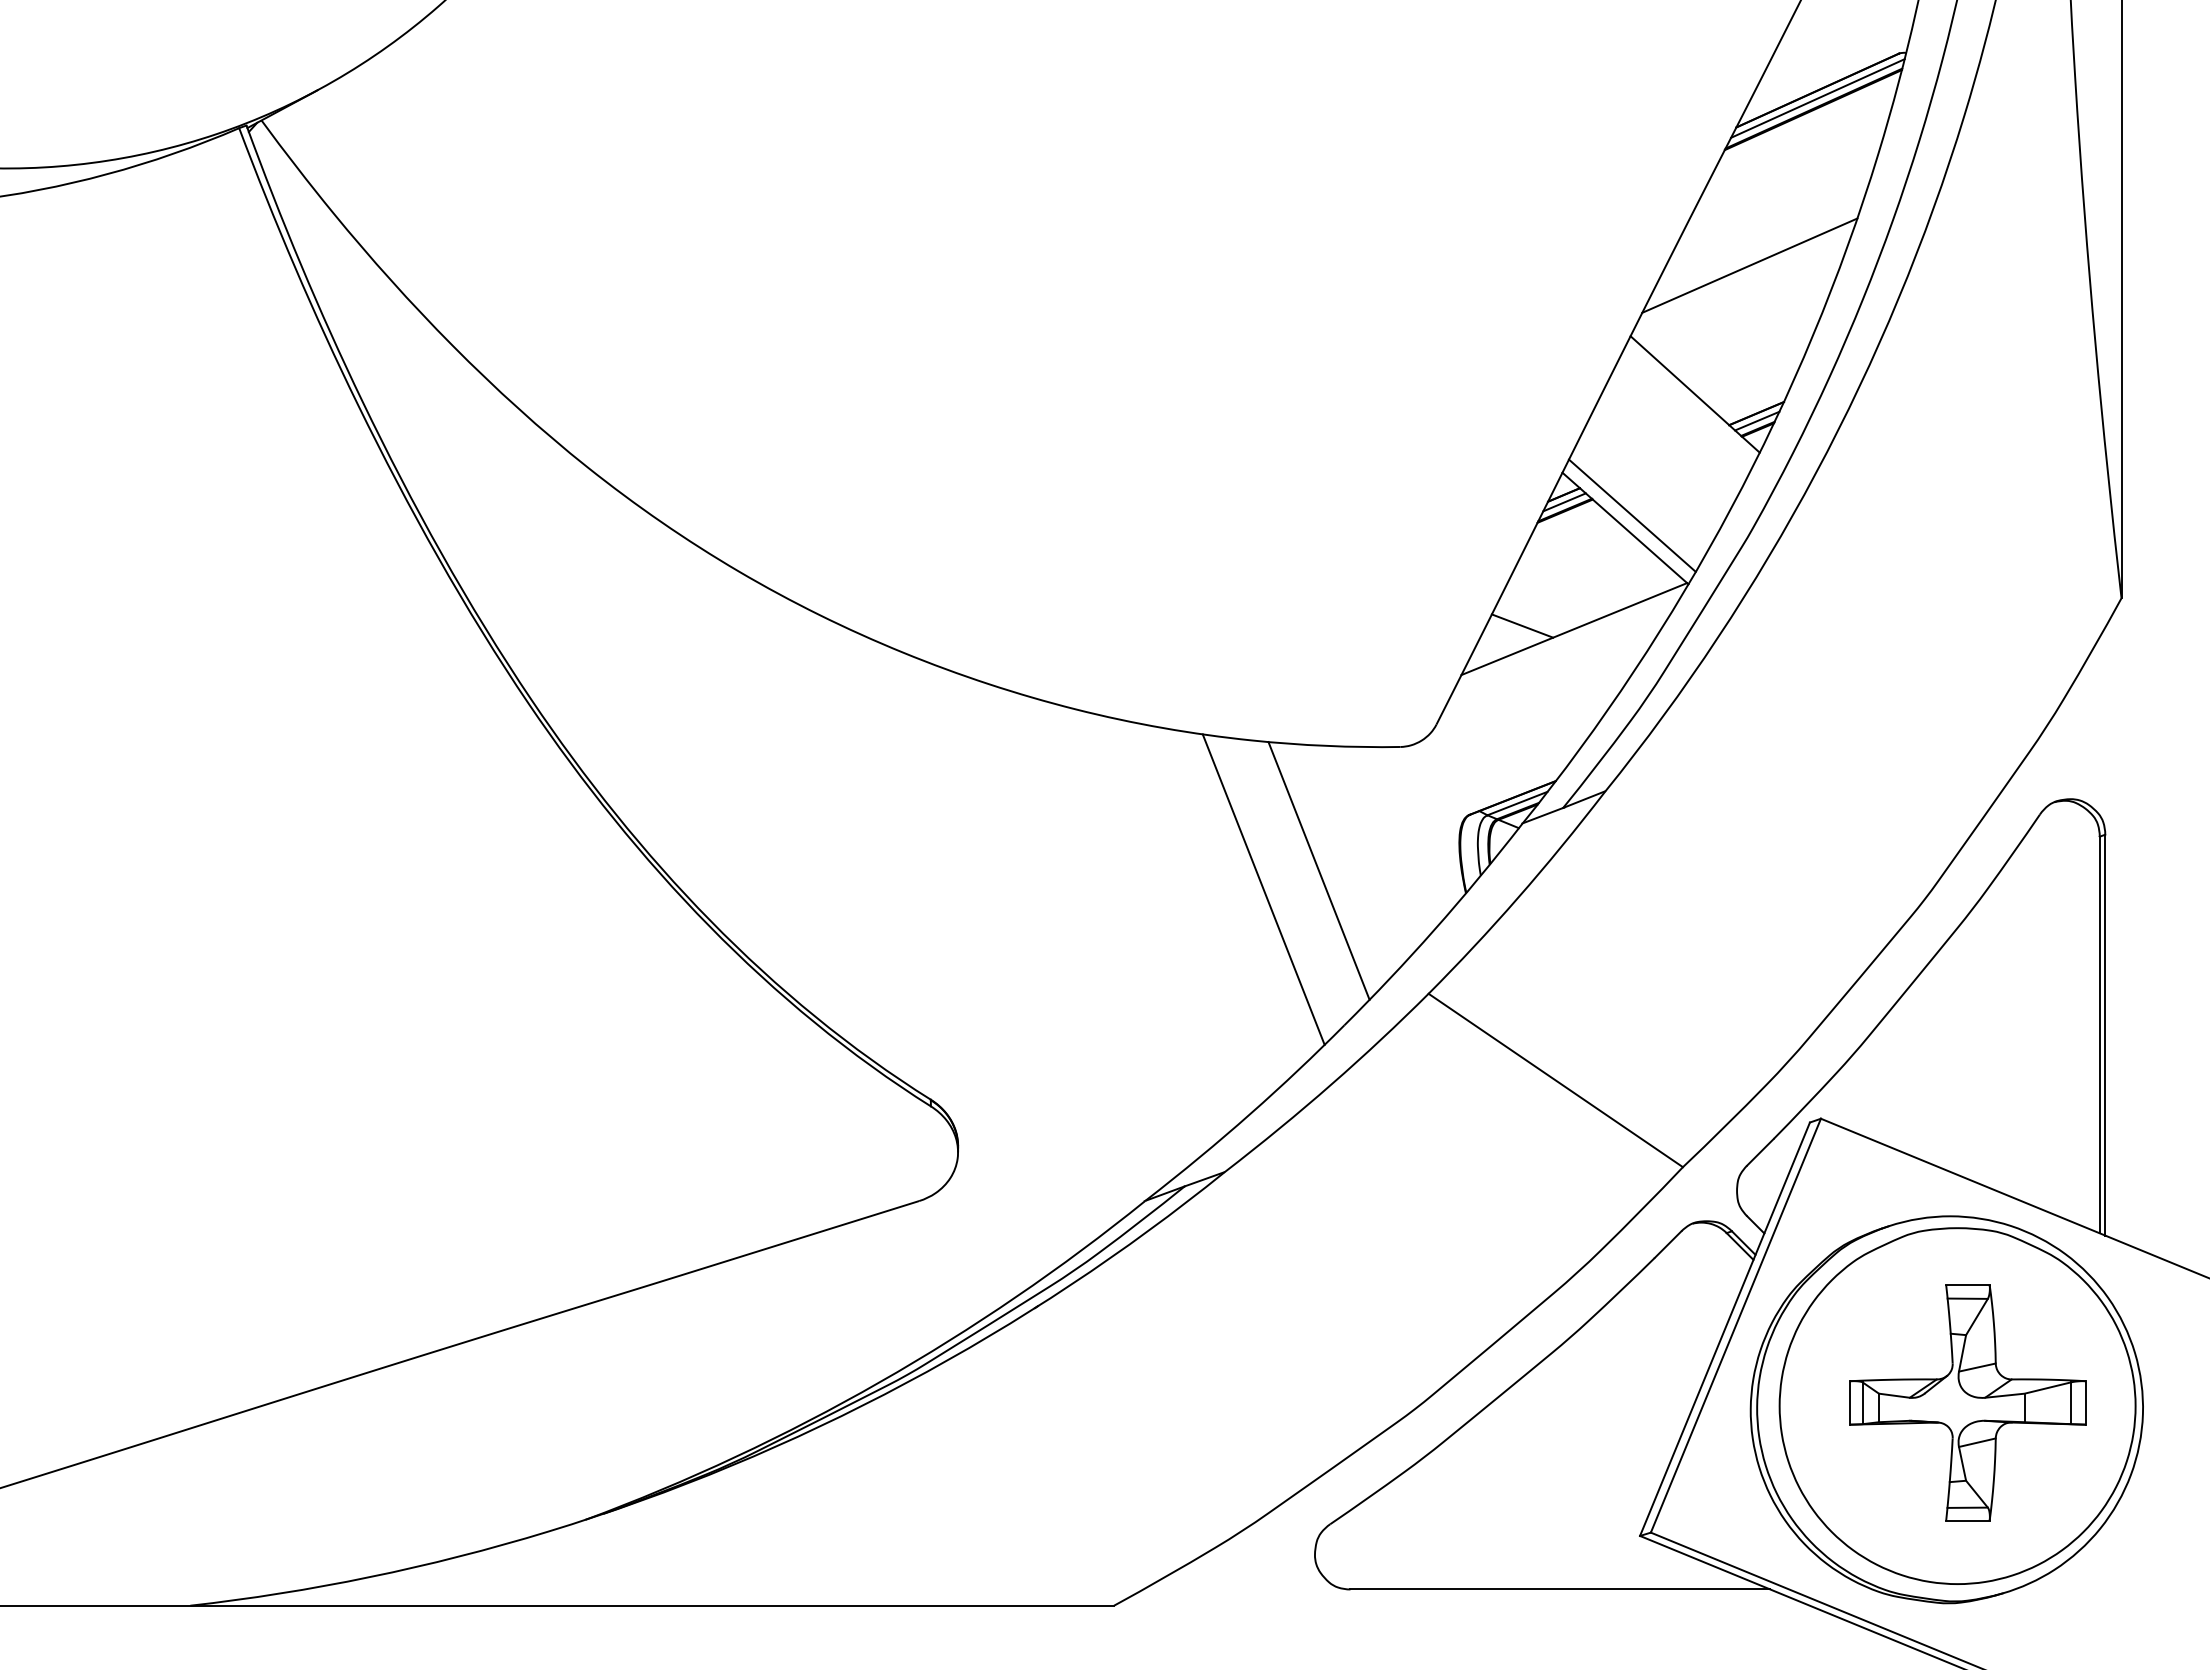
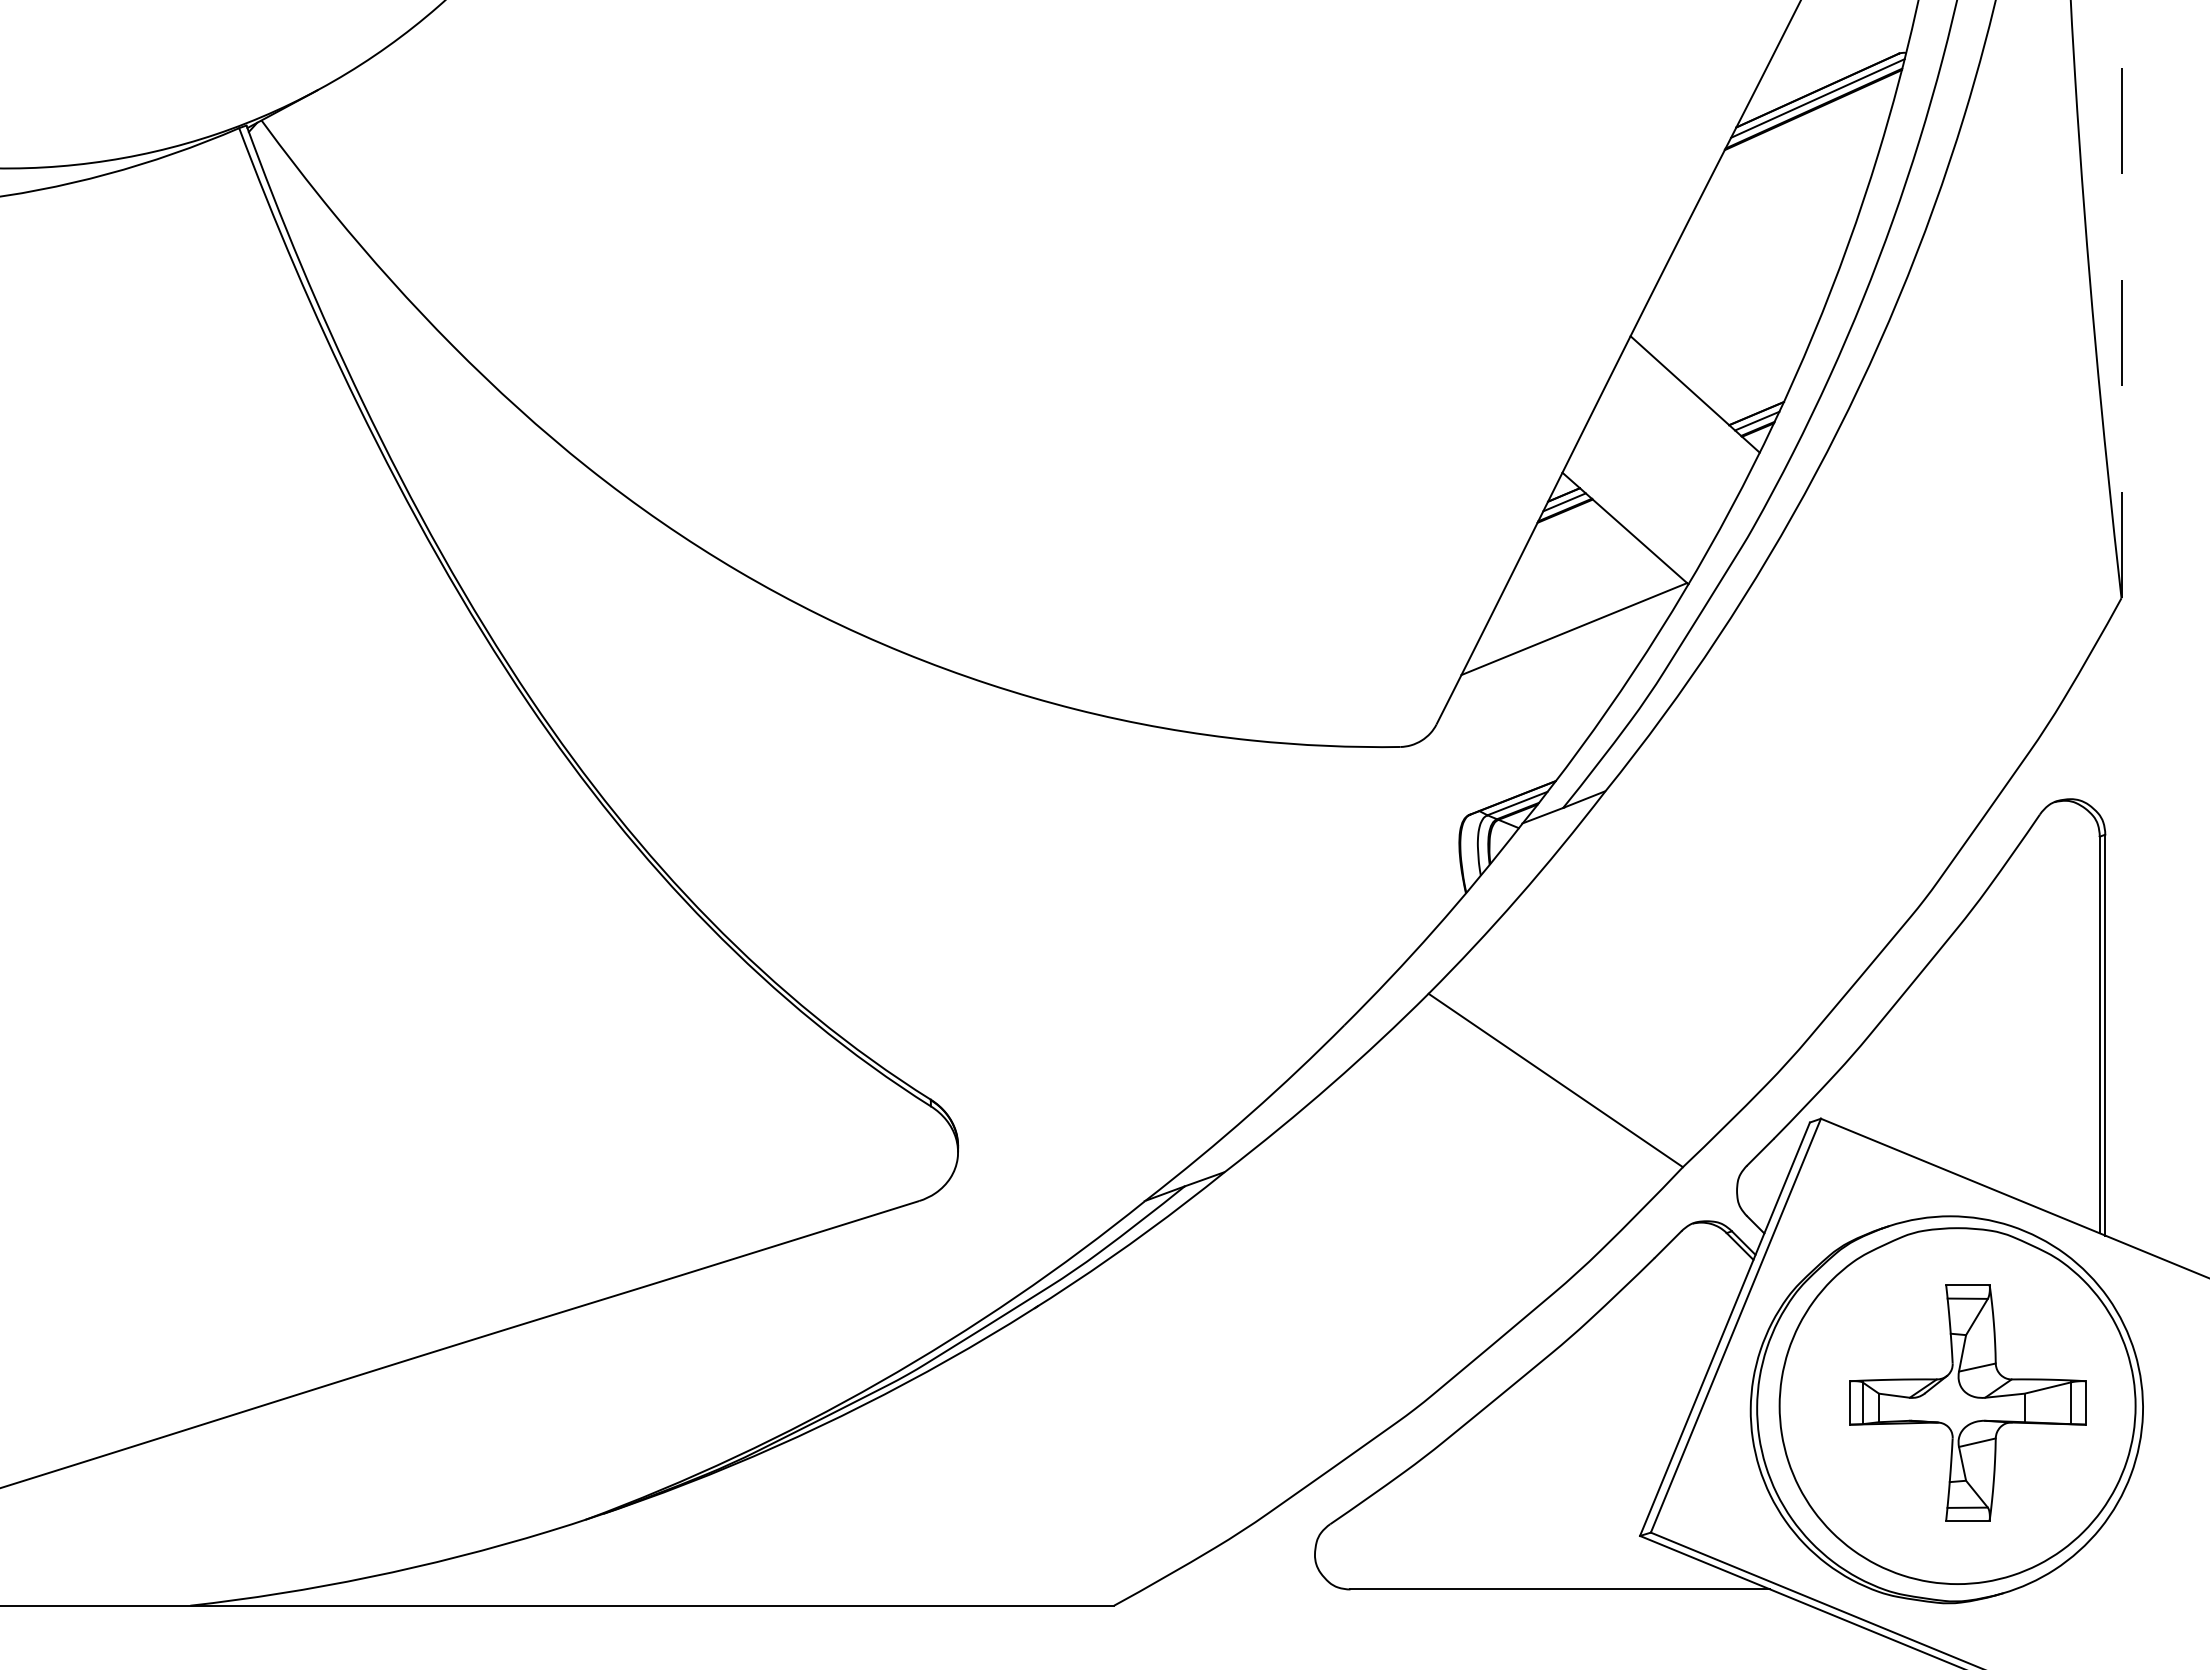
line: present -> none (1749, 265)
line: solid -> dashed (2121, 299)
line: present -> none (1632, 515)
line: present -> none (1522, 625)
line: present -> none (1318, 870)
line: present -> none (1263, 889)
